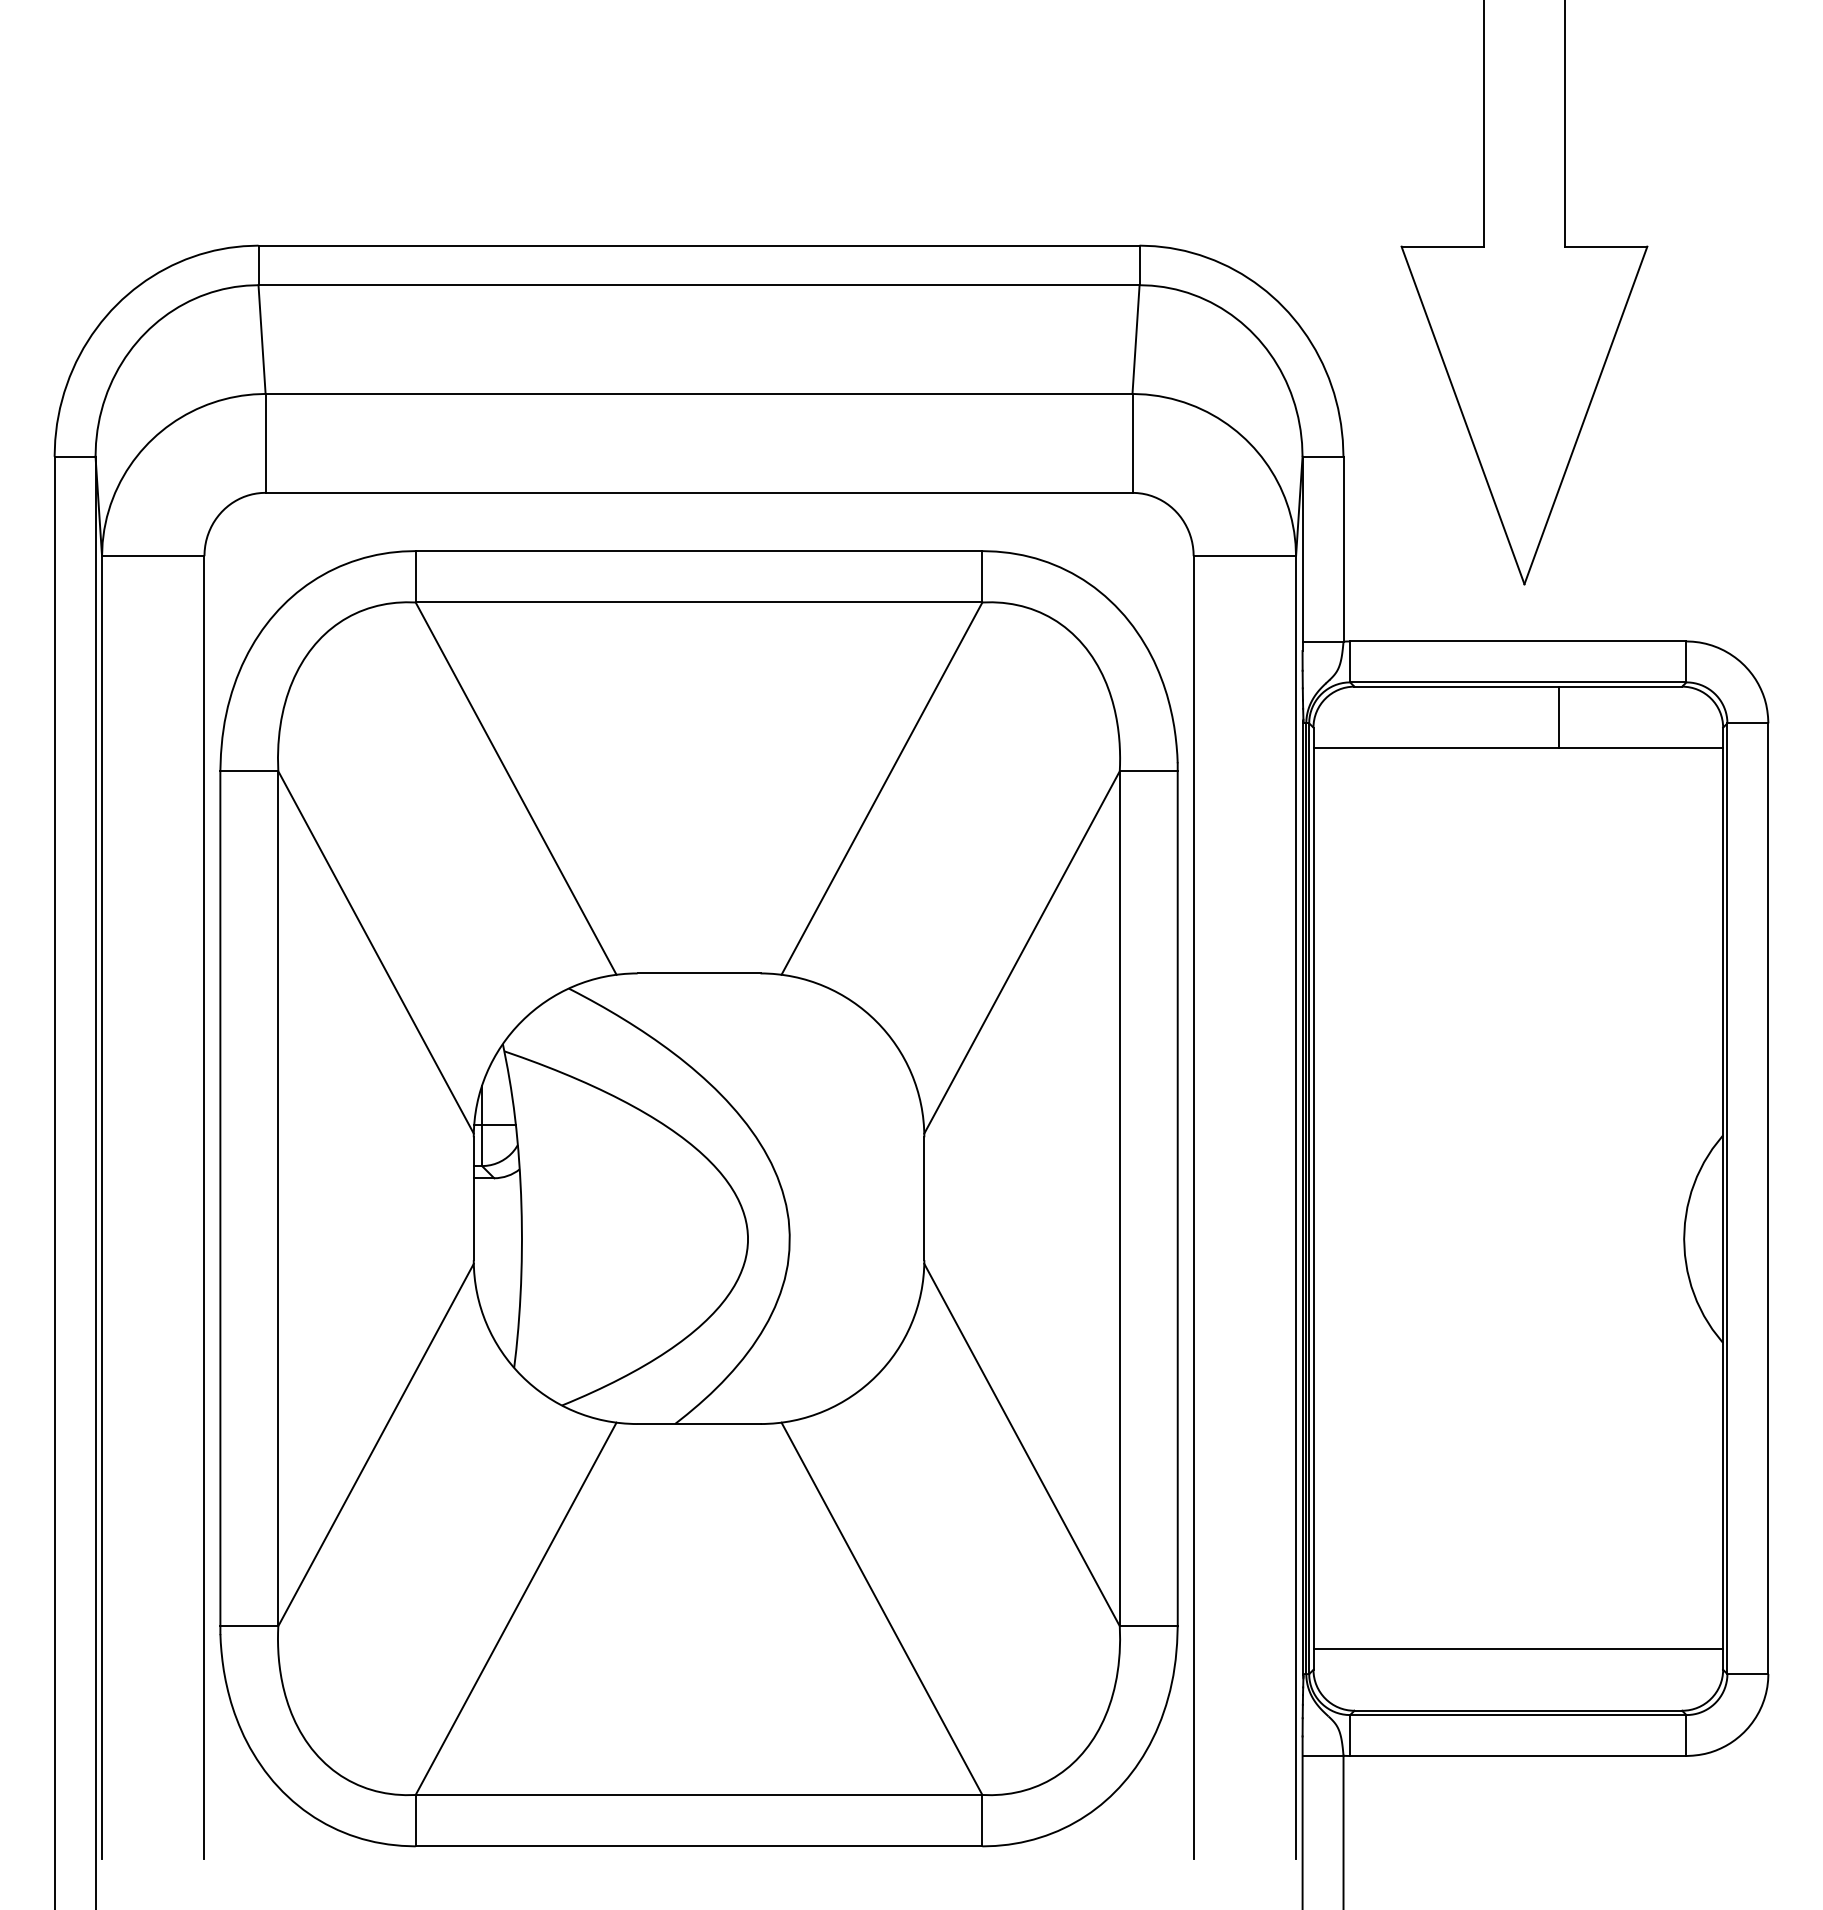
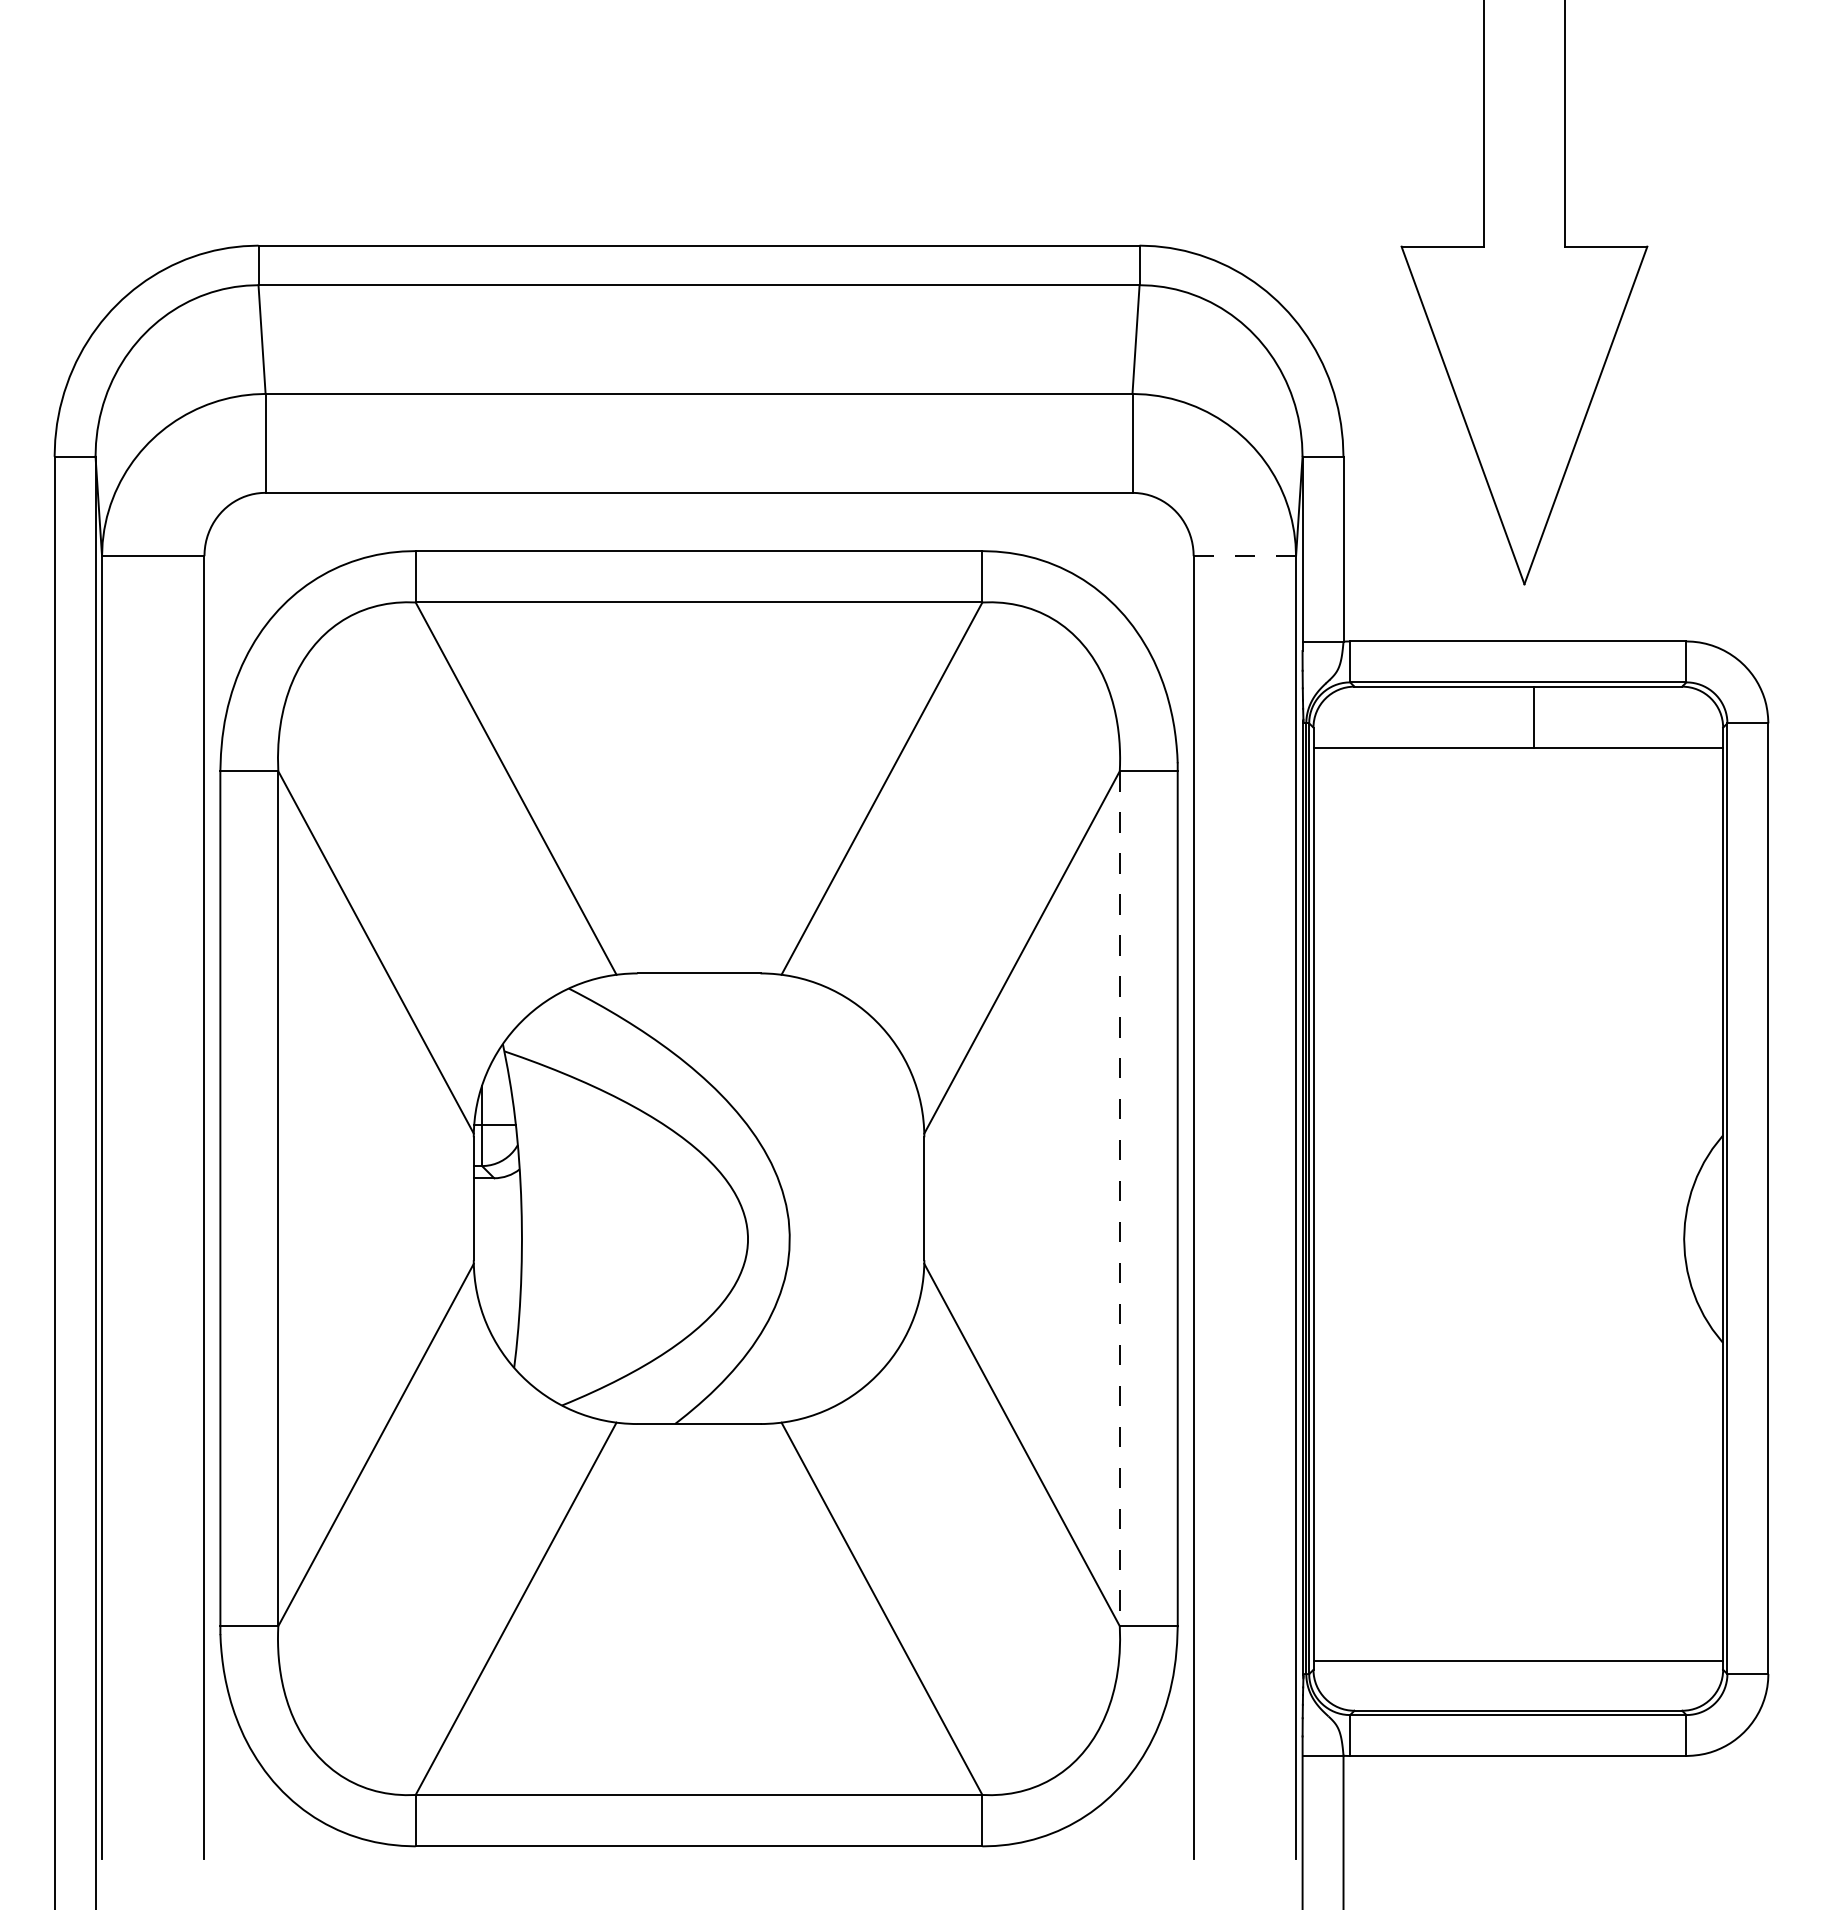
line: solid -> dashed (1245, 556)
line position: (1559, 716) -> (1534, 716) (1534, 716)
line: solid -> dashed (1119, 1199)
line position: (1518, 1648) -> (1518, 1660) (1518, 1660)
